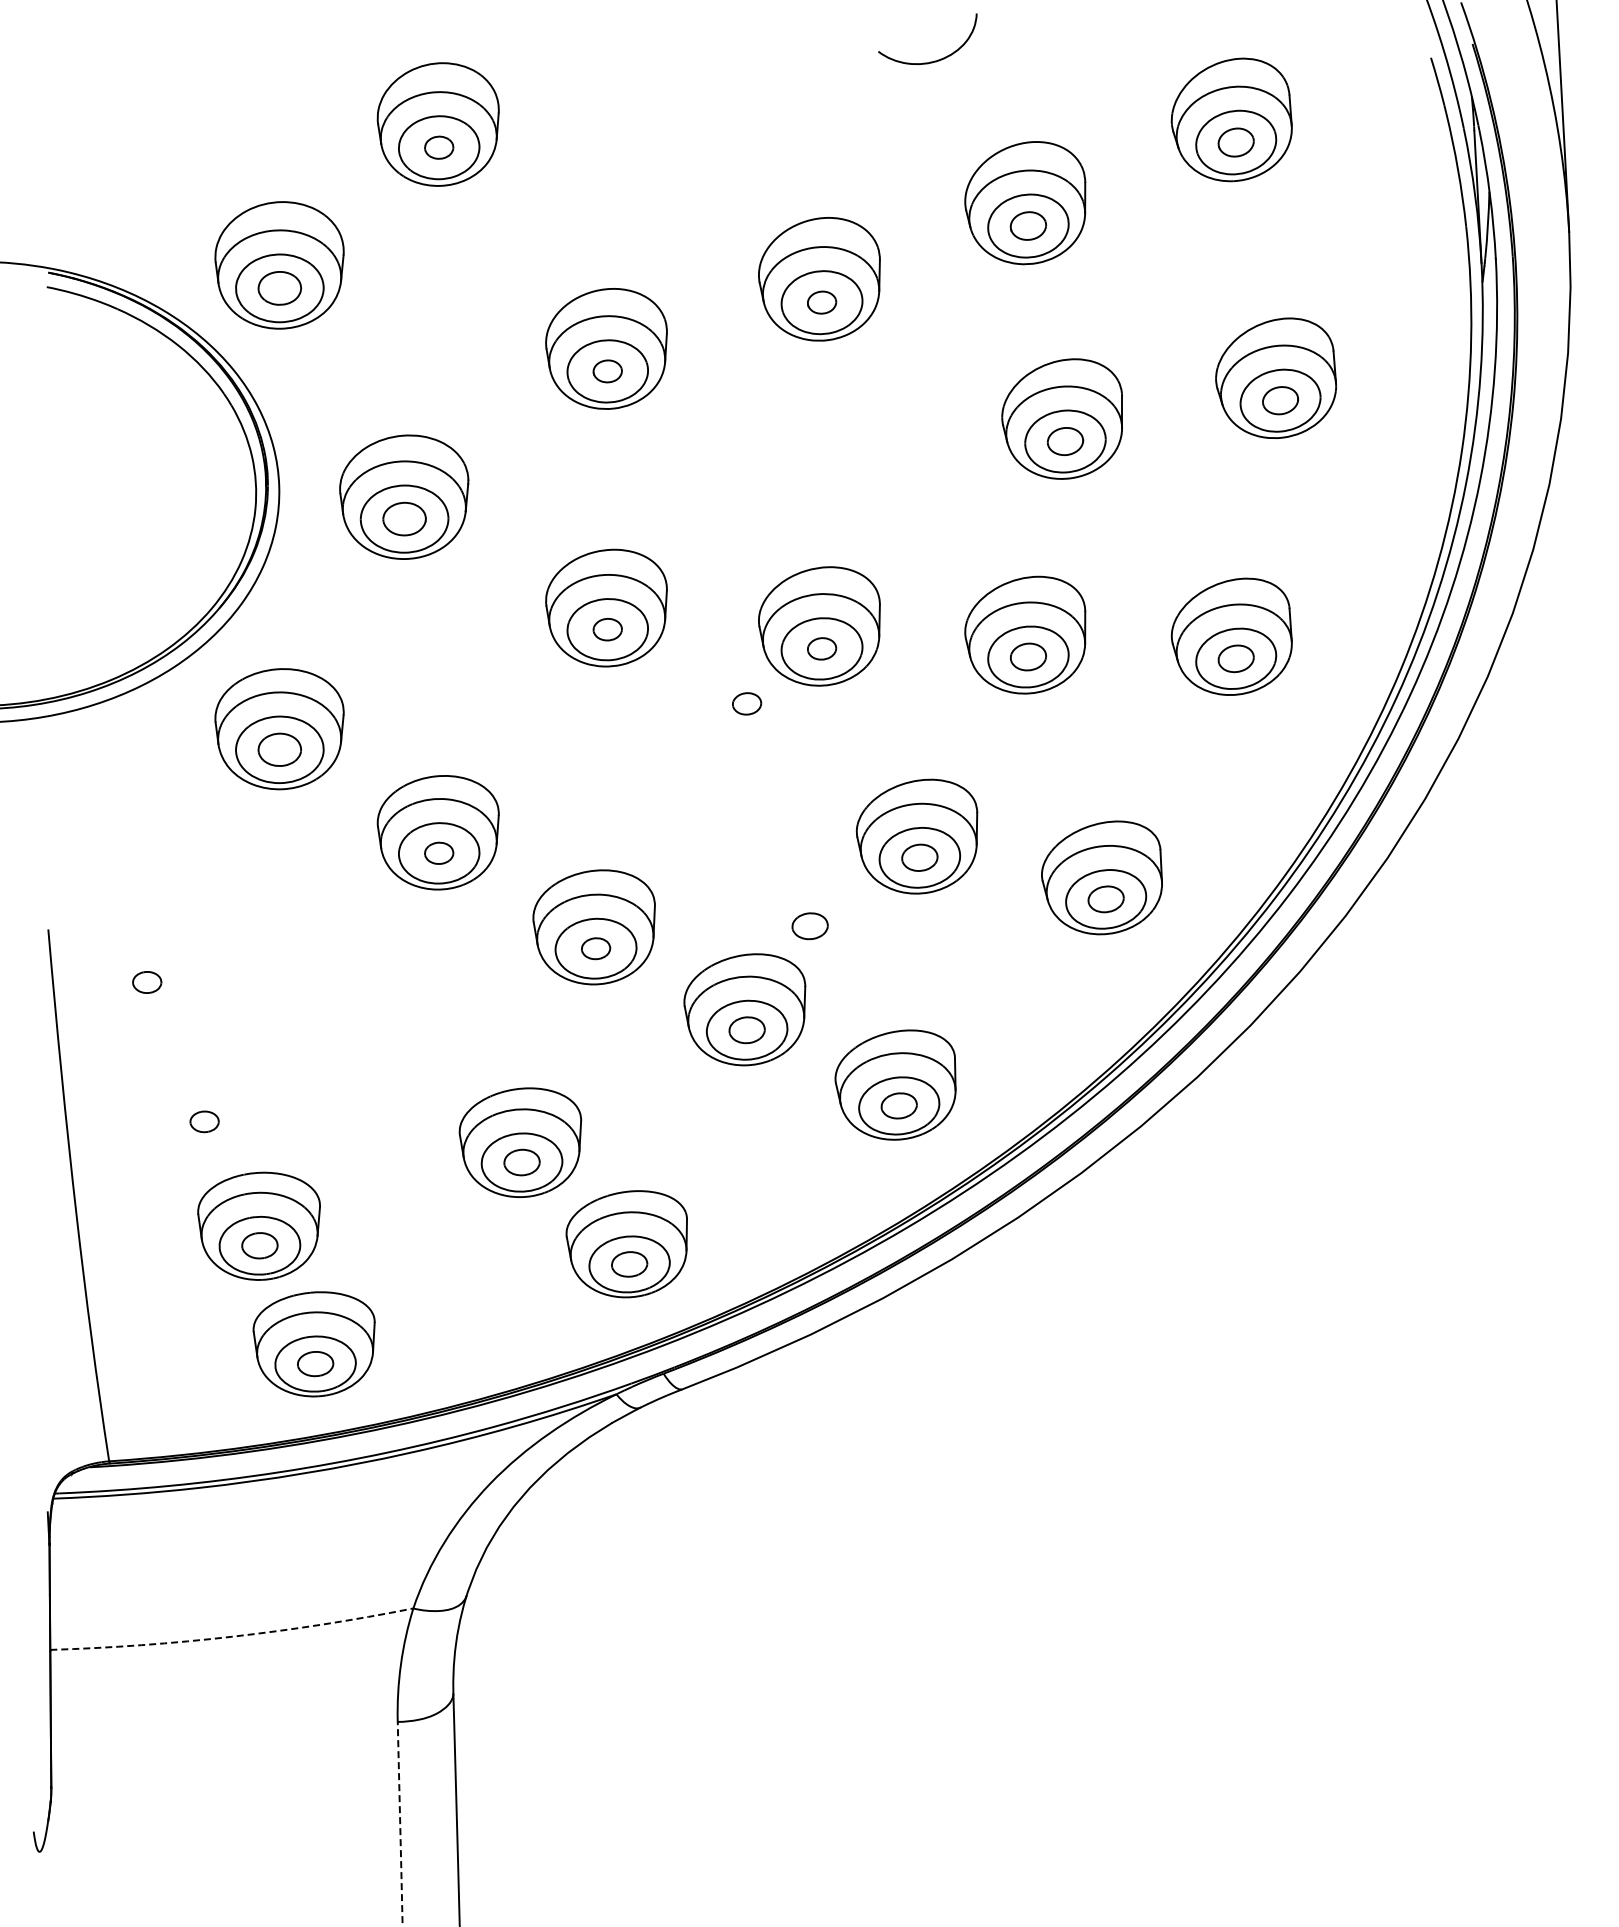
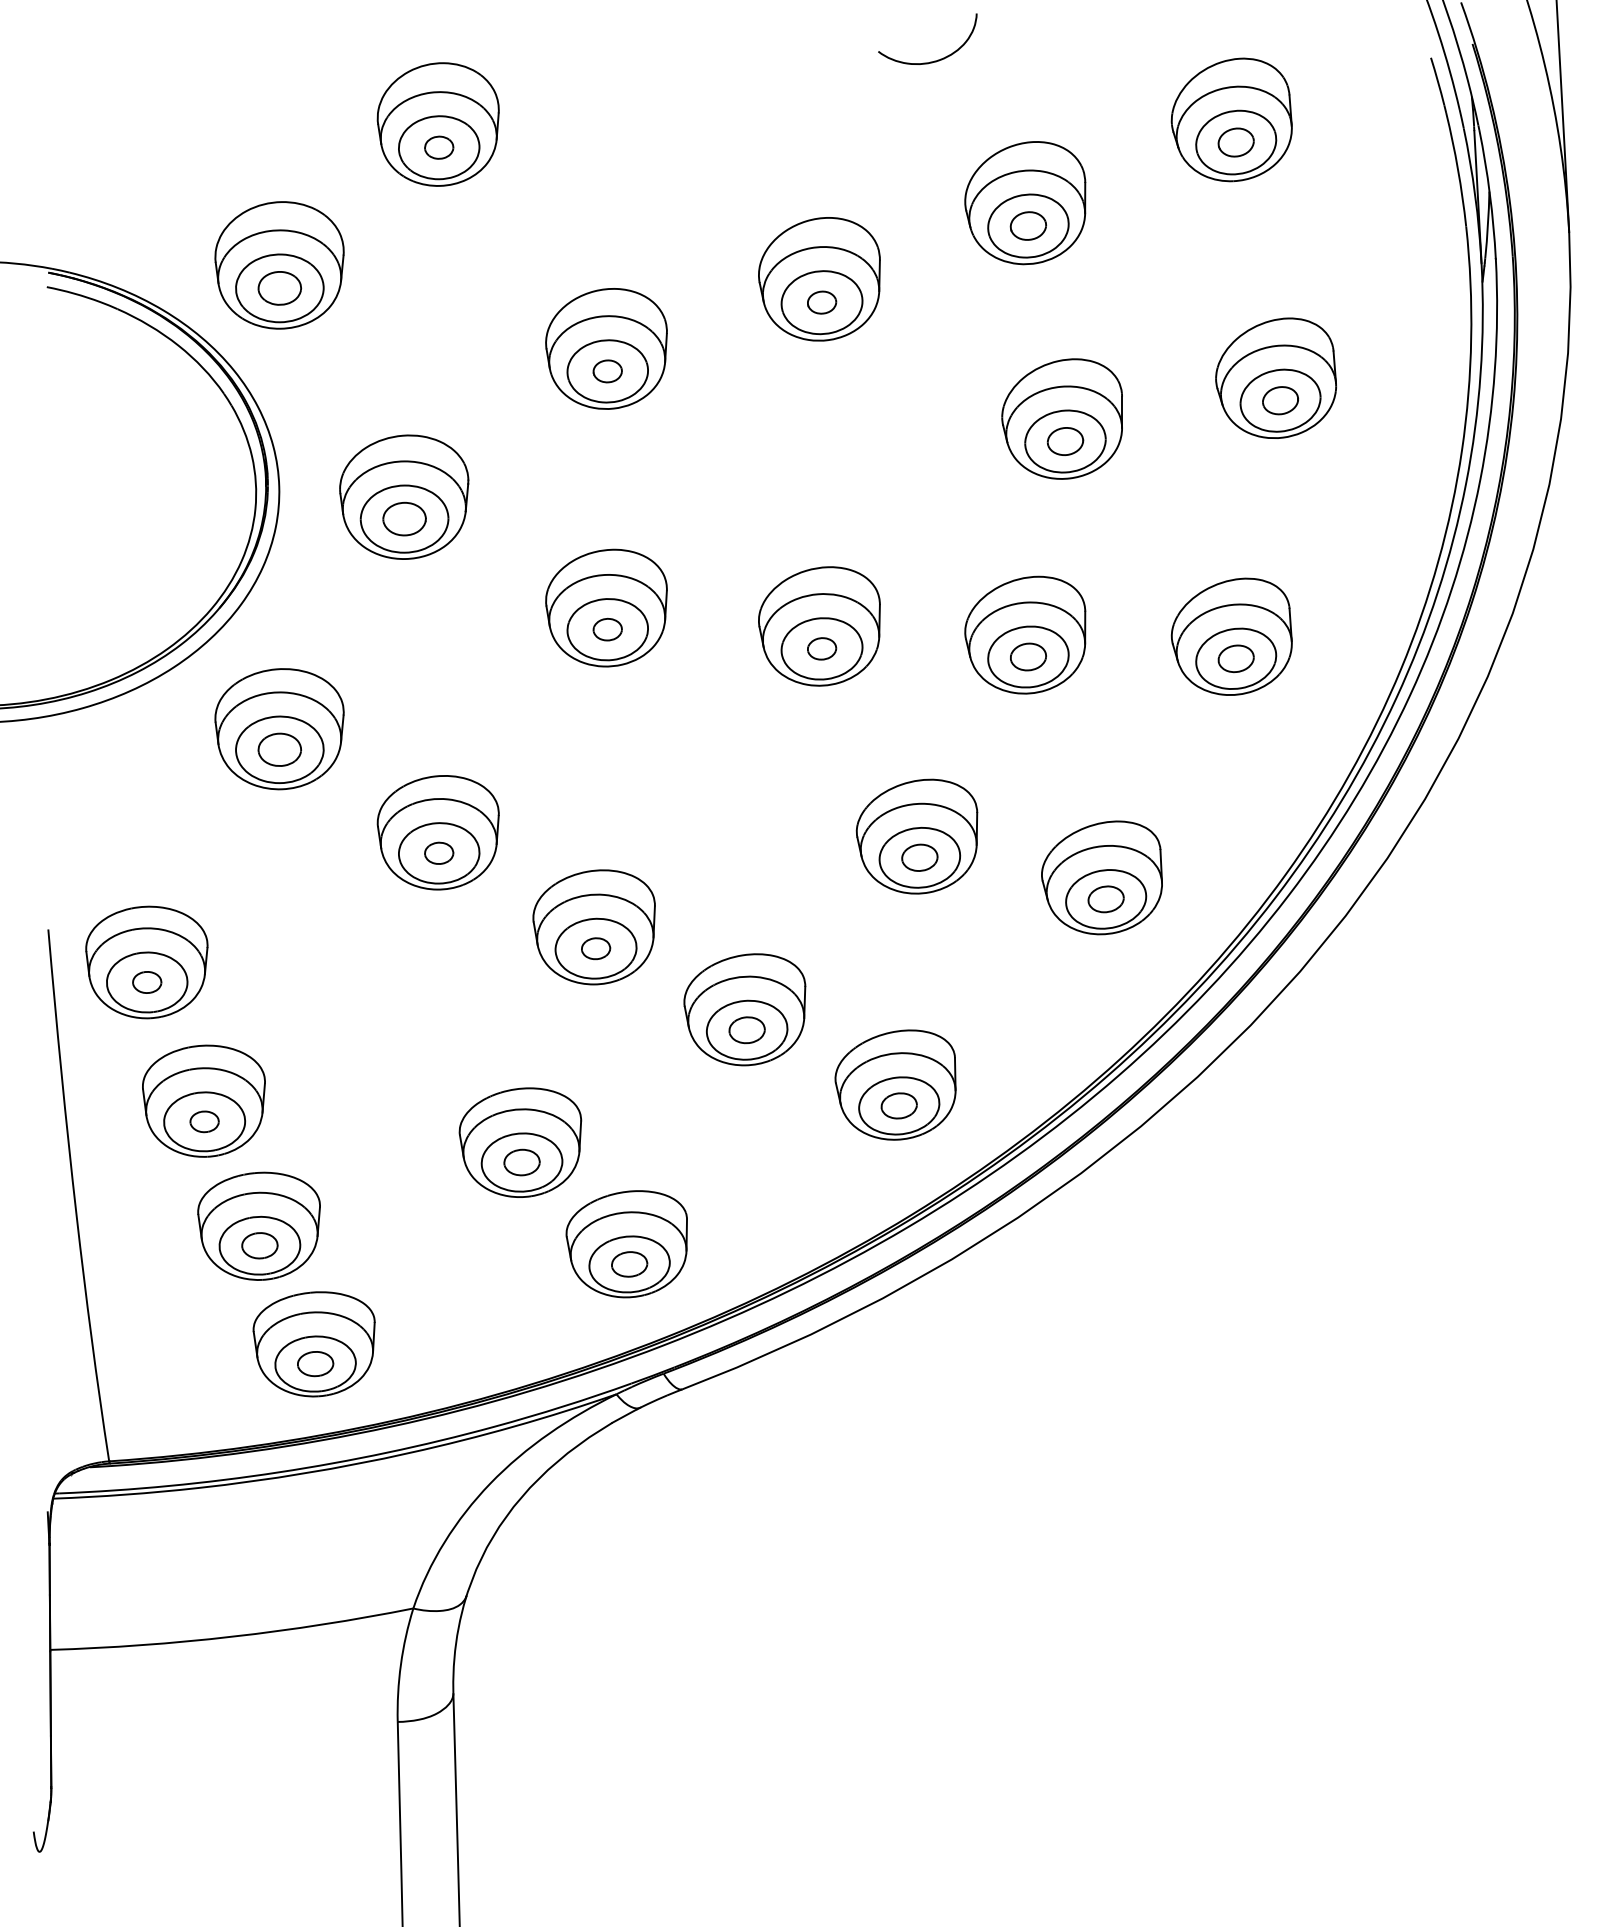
part: present -> none (747, 703)
part: present -> none (809, 926)
part: none -> present (146, 962)
part: none -> present (203, 1100)
arc: dashed -> solid (232, 1636)
arc: dashed -> solid (400, 1823)
